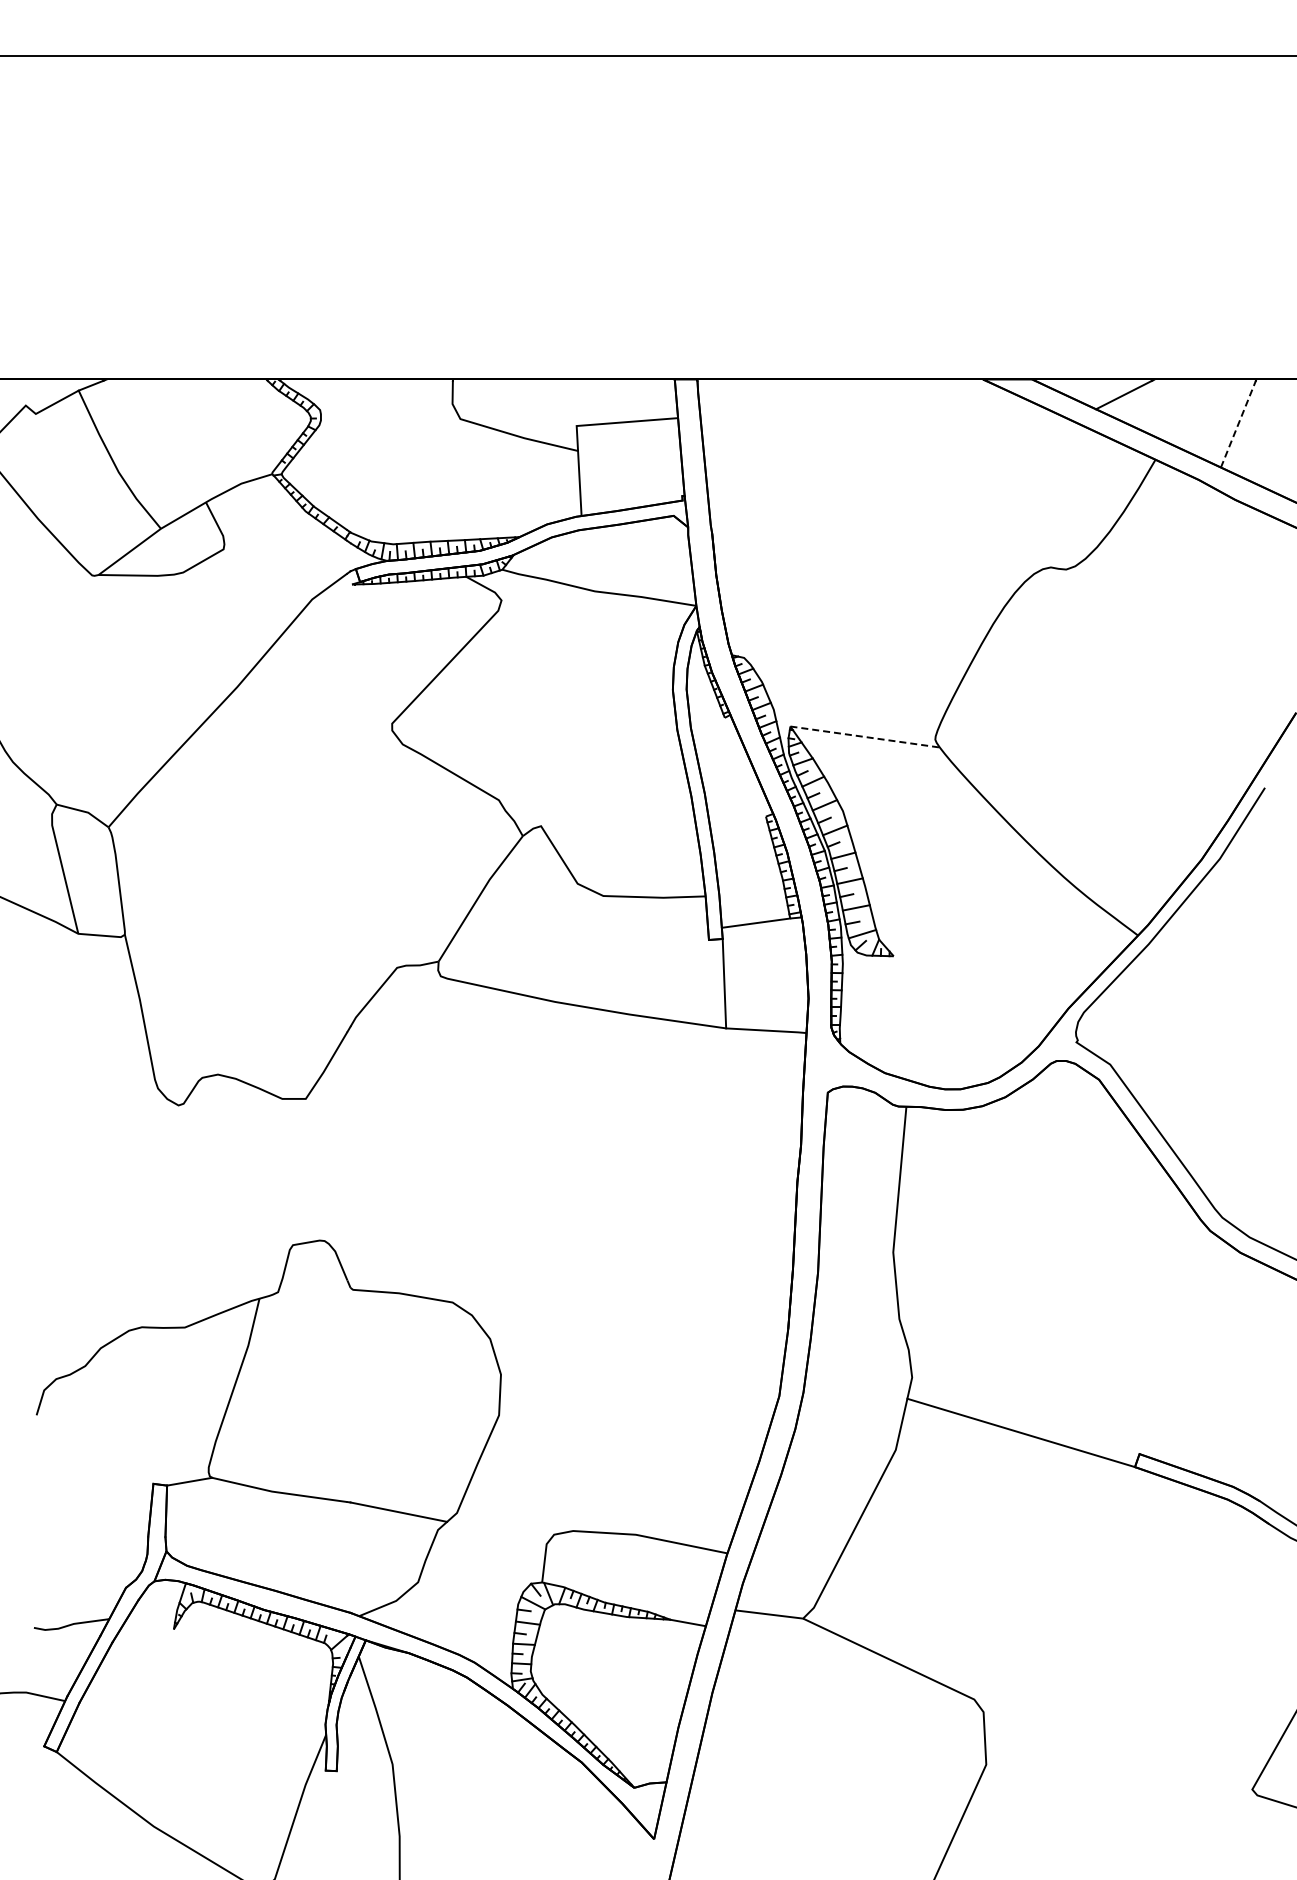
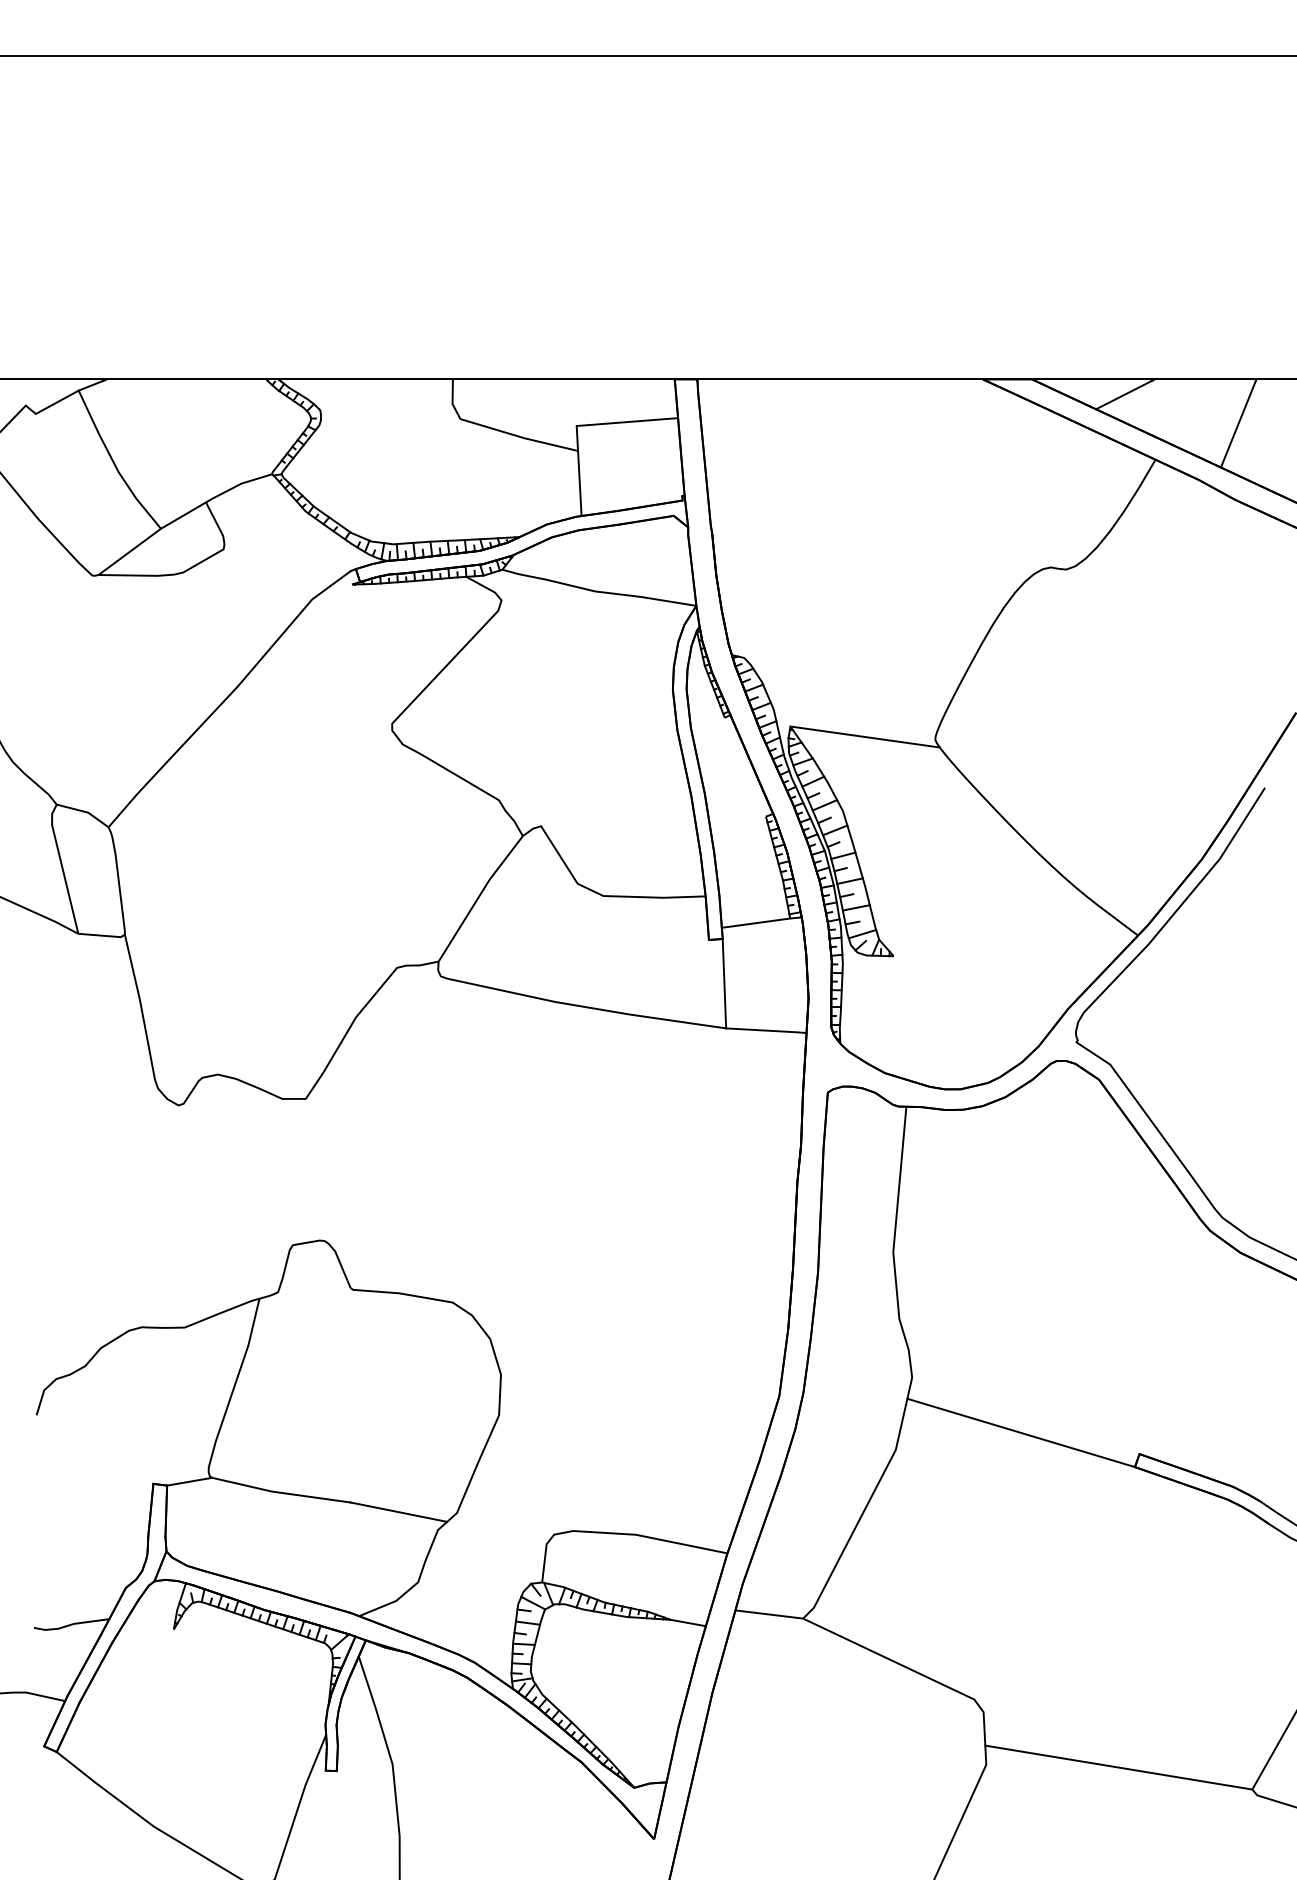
line: dashed -> solid (1238, 424)
line: dashed -> solid (865, 737)
line: none -> present (1118, 1767)
